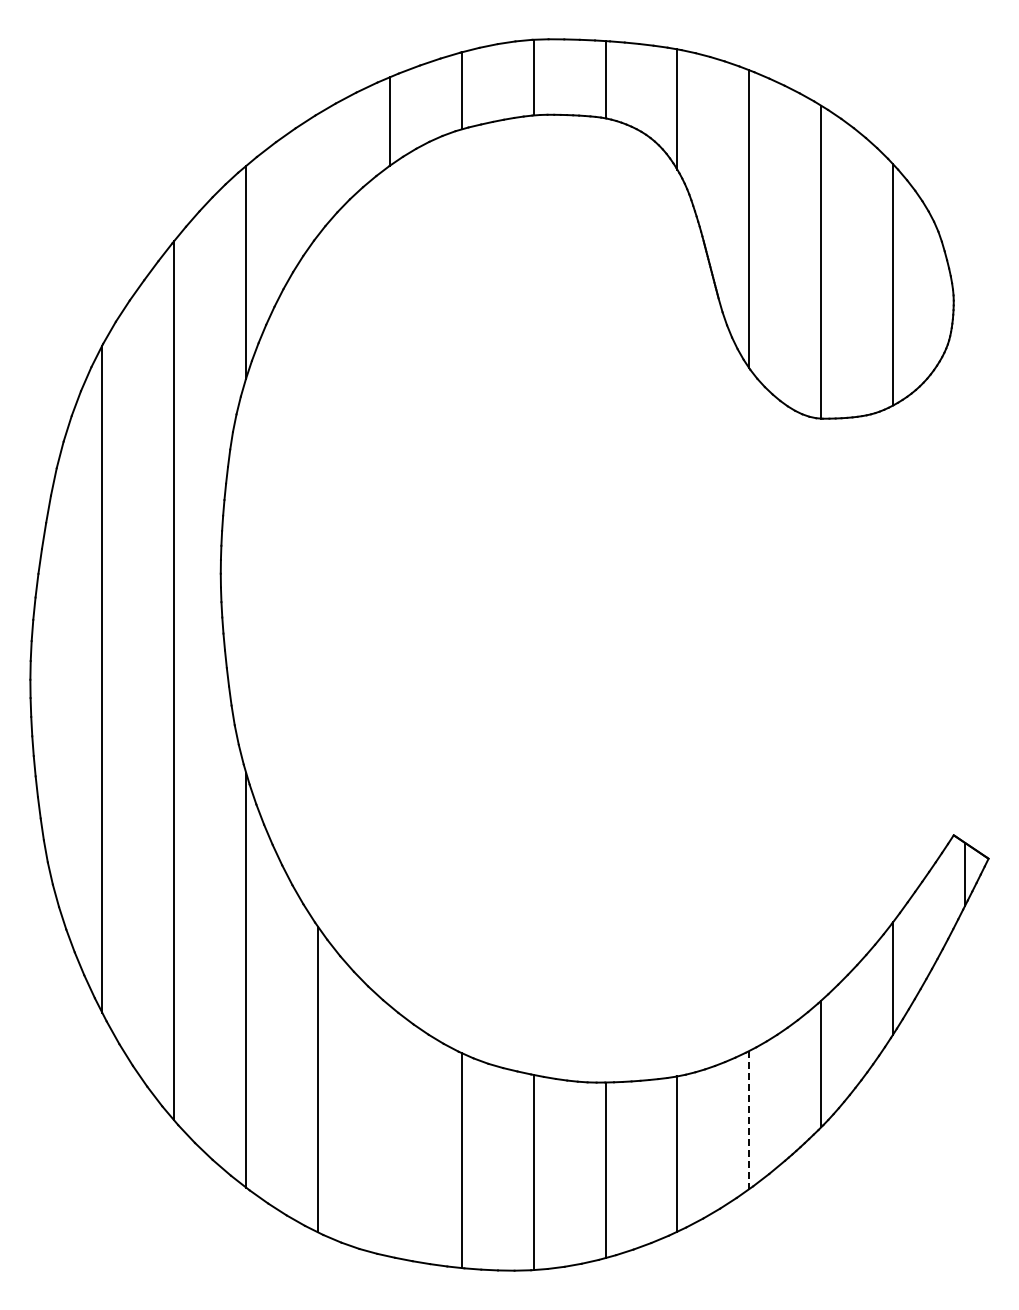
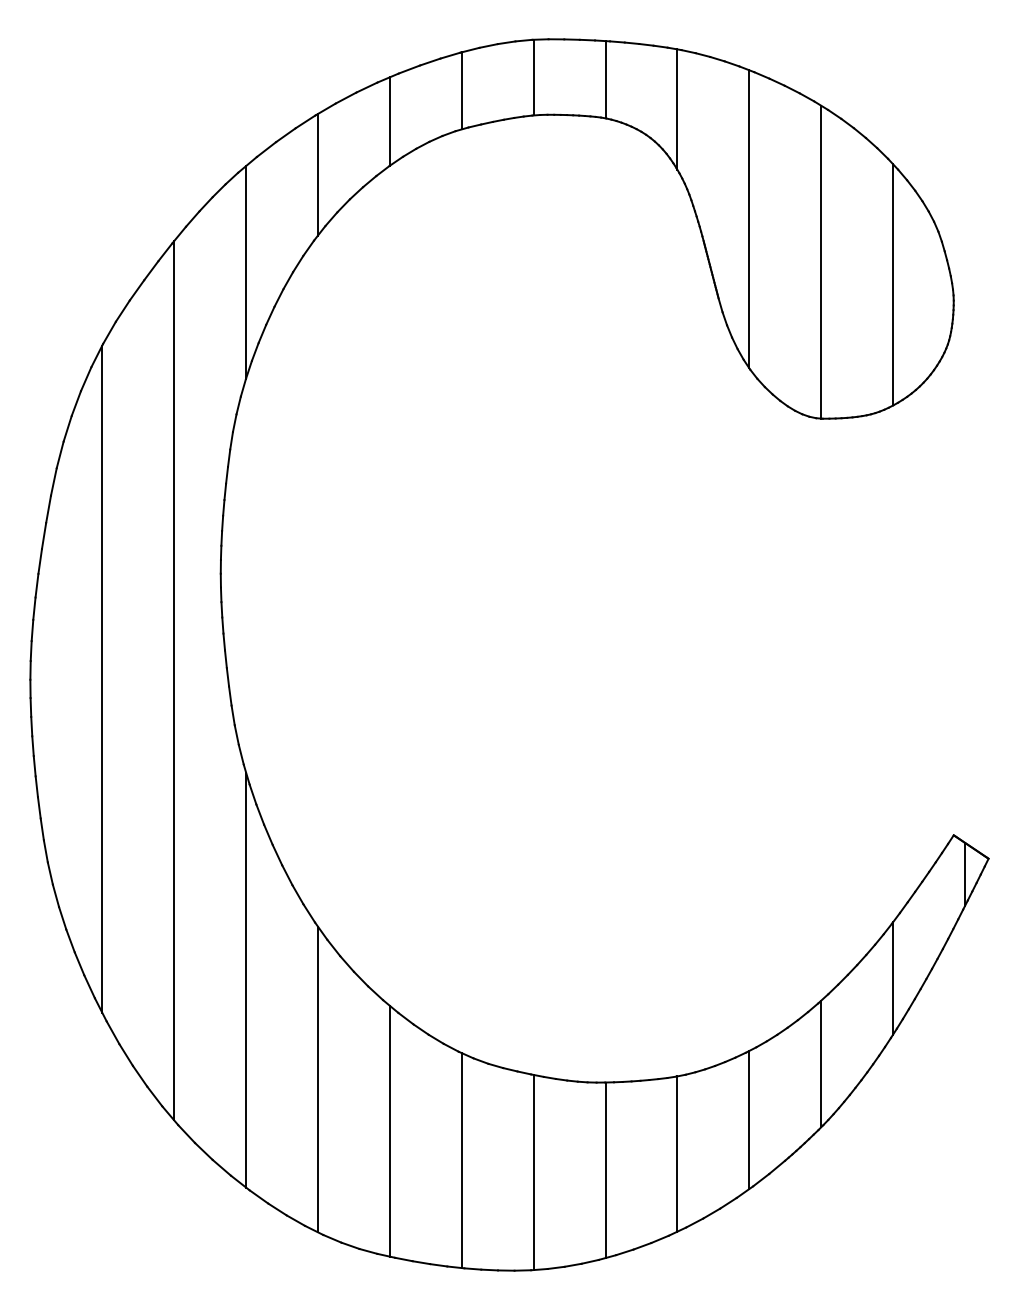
line: none -> present (317, 174)
line: dashed -> solid (749, 1120)
line: none -> present (389, 1130)
